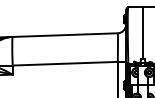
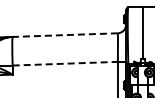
line: solid -> dashed (65, 35)
line: solid -> dashed (65, 63)
